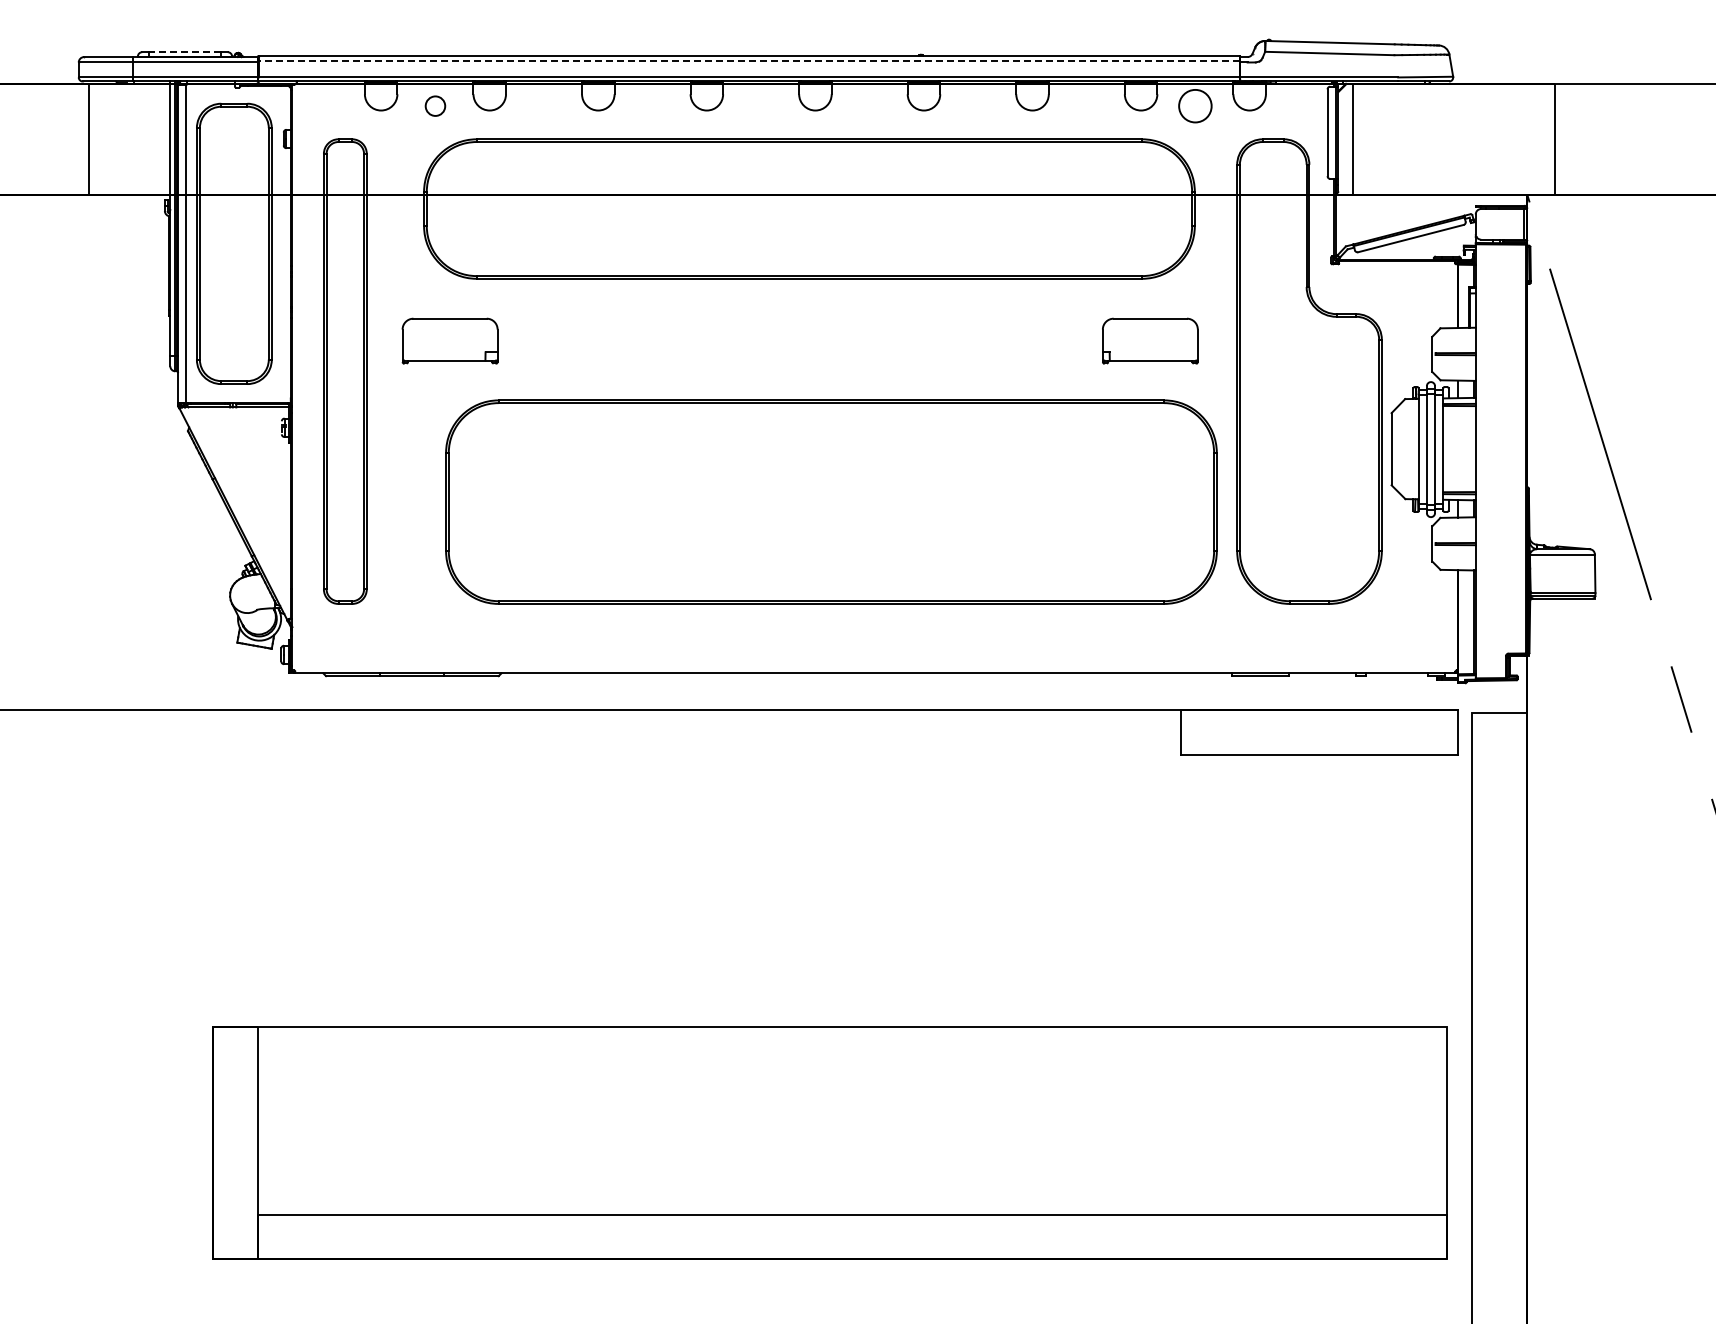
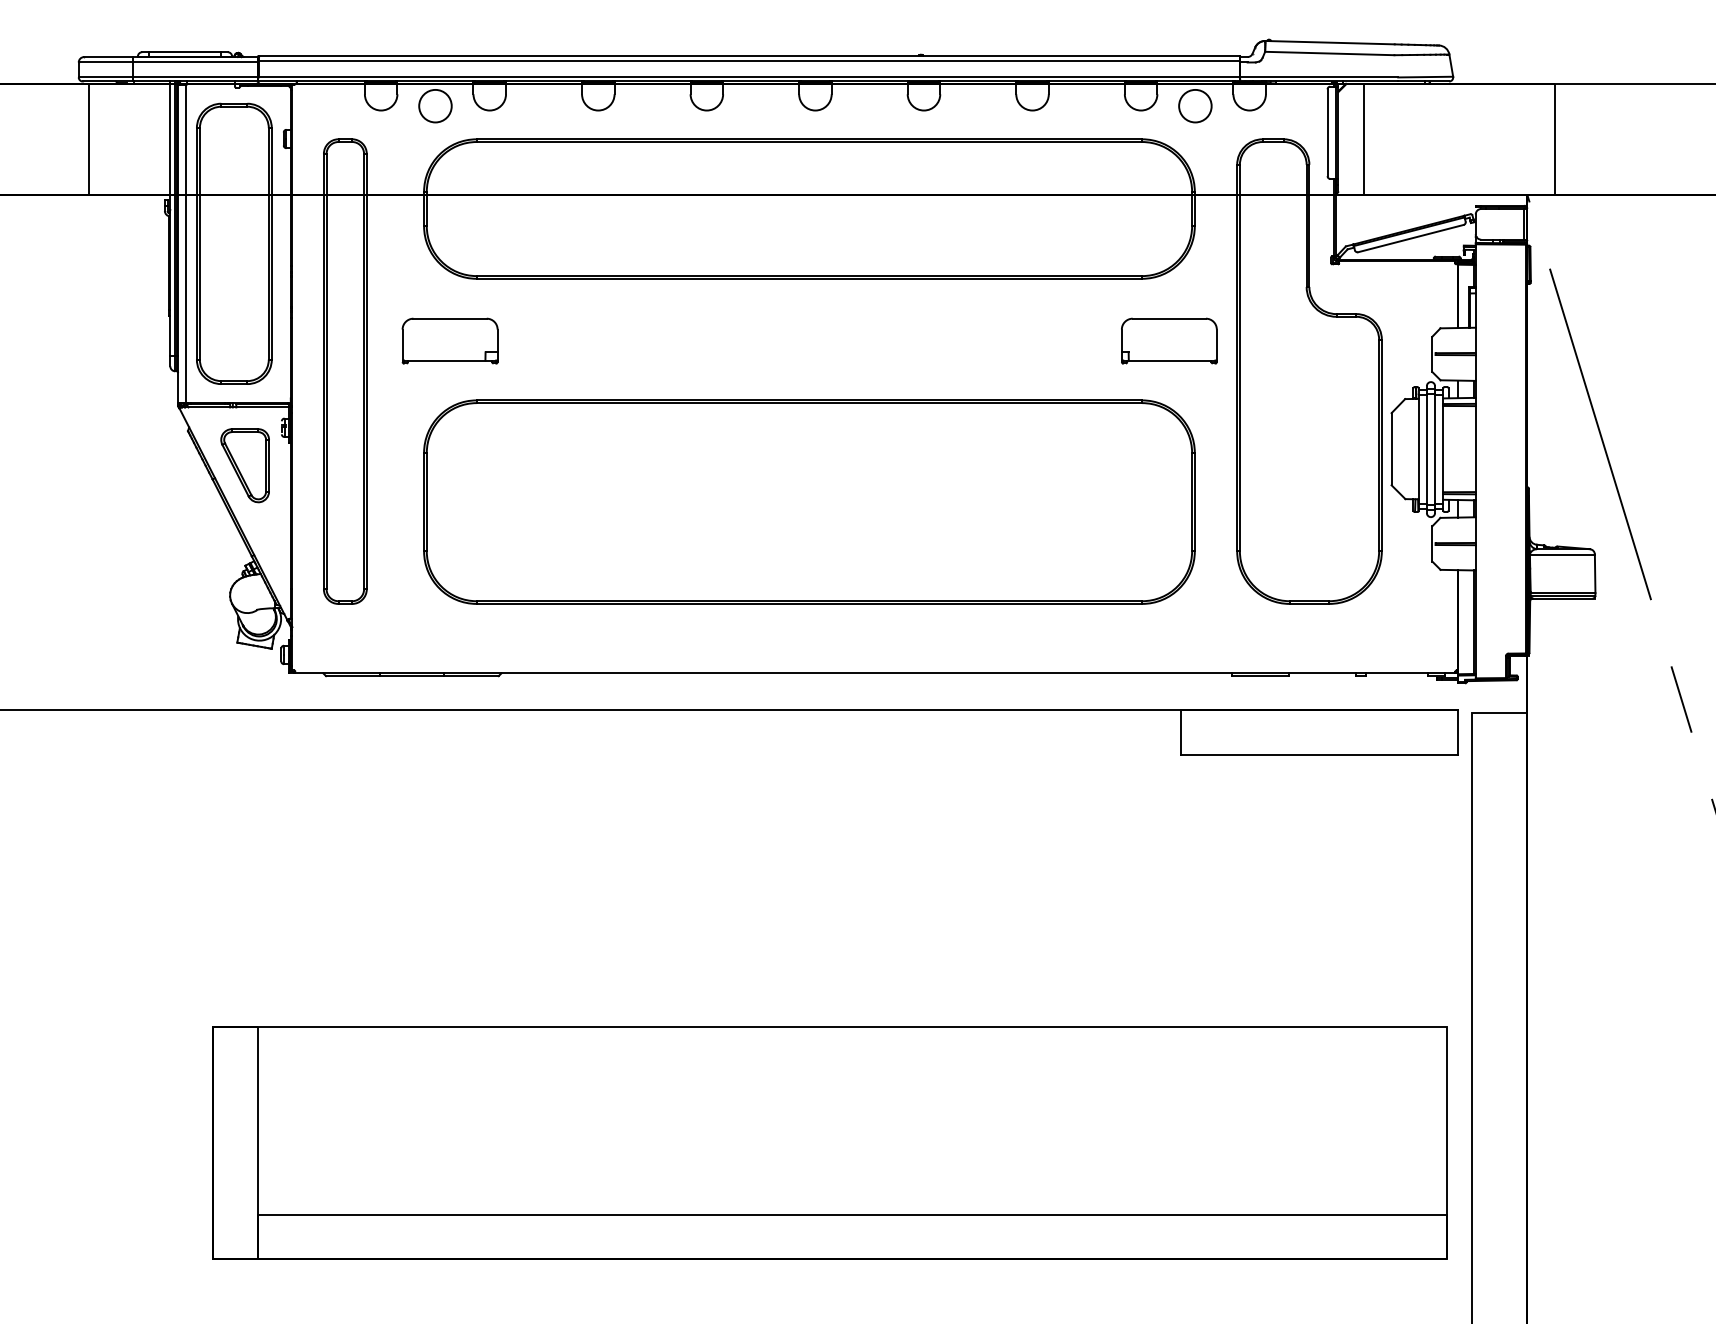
line: dashed -> solid (184, 52)
line: dashed -> solid (748, 61)
circle diameter: 20 px -> 33 px (435, 105)
line position: (1352, 138) -> (1363, 138) (1363, 138)
part position: (1150, 340) -> (1169, 340) (1169, 340)
part: none -> present (244, 465)
part position: (831, 501) -> (809, 501) (809, 501)
